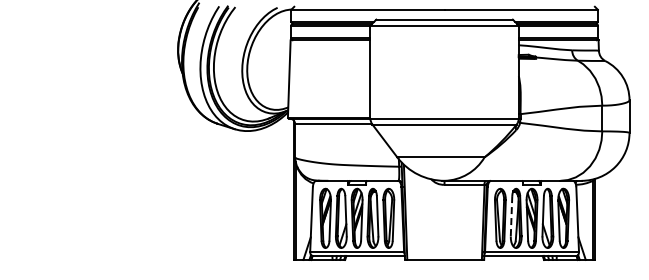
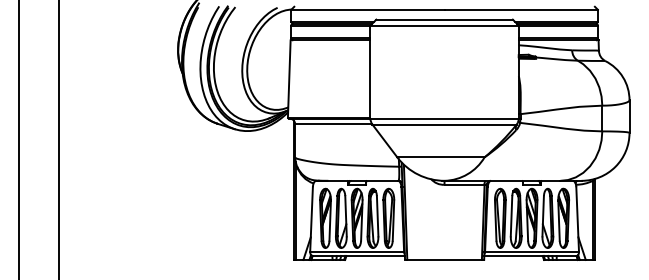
line: none -> present (19, 139)
line: none -> present (59, 139)
line: dashed -> solid (511, 216)
